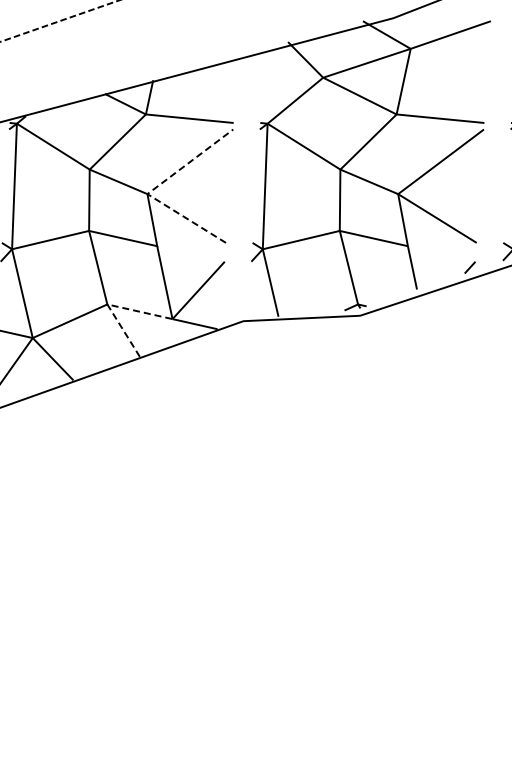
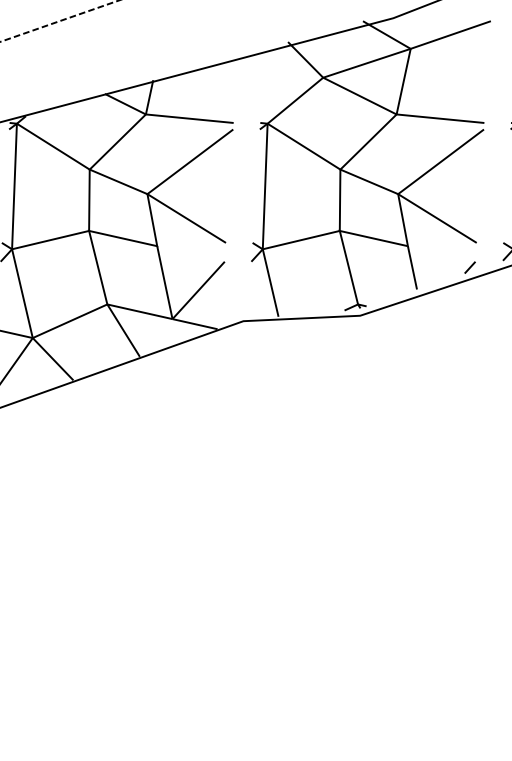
line: dashed -> solid (153, 189)
line: dashed -> solid (109, 304)
